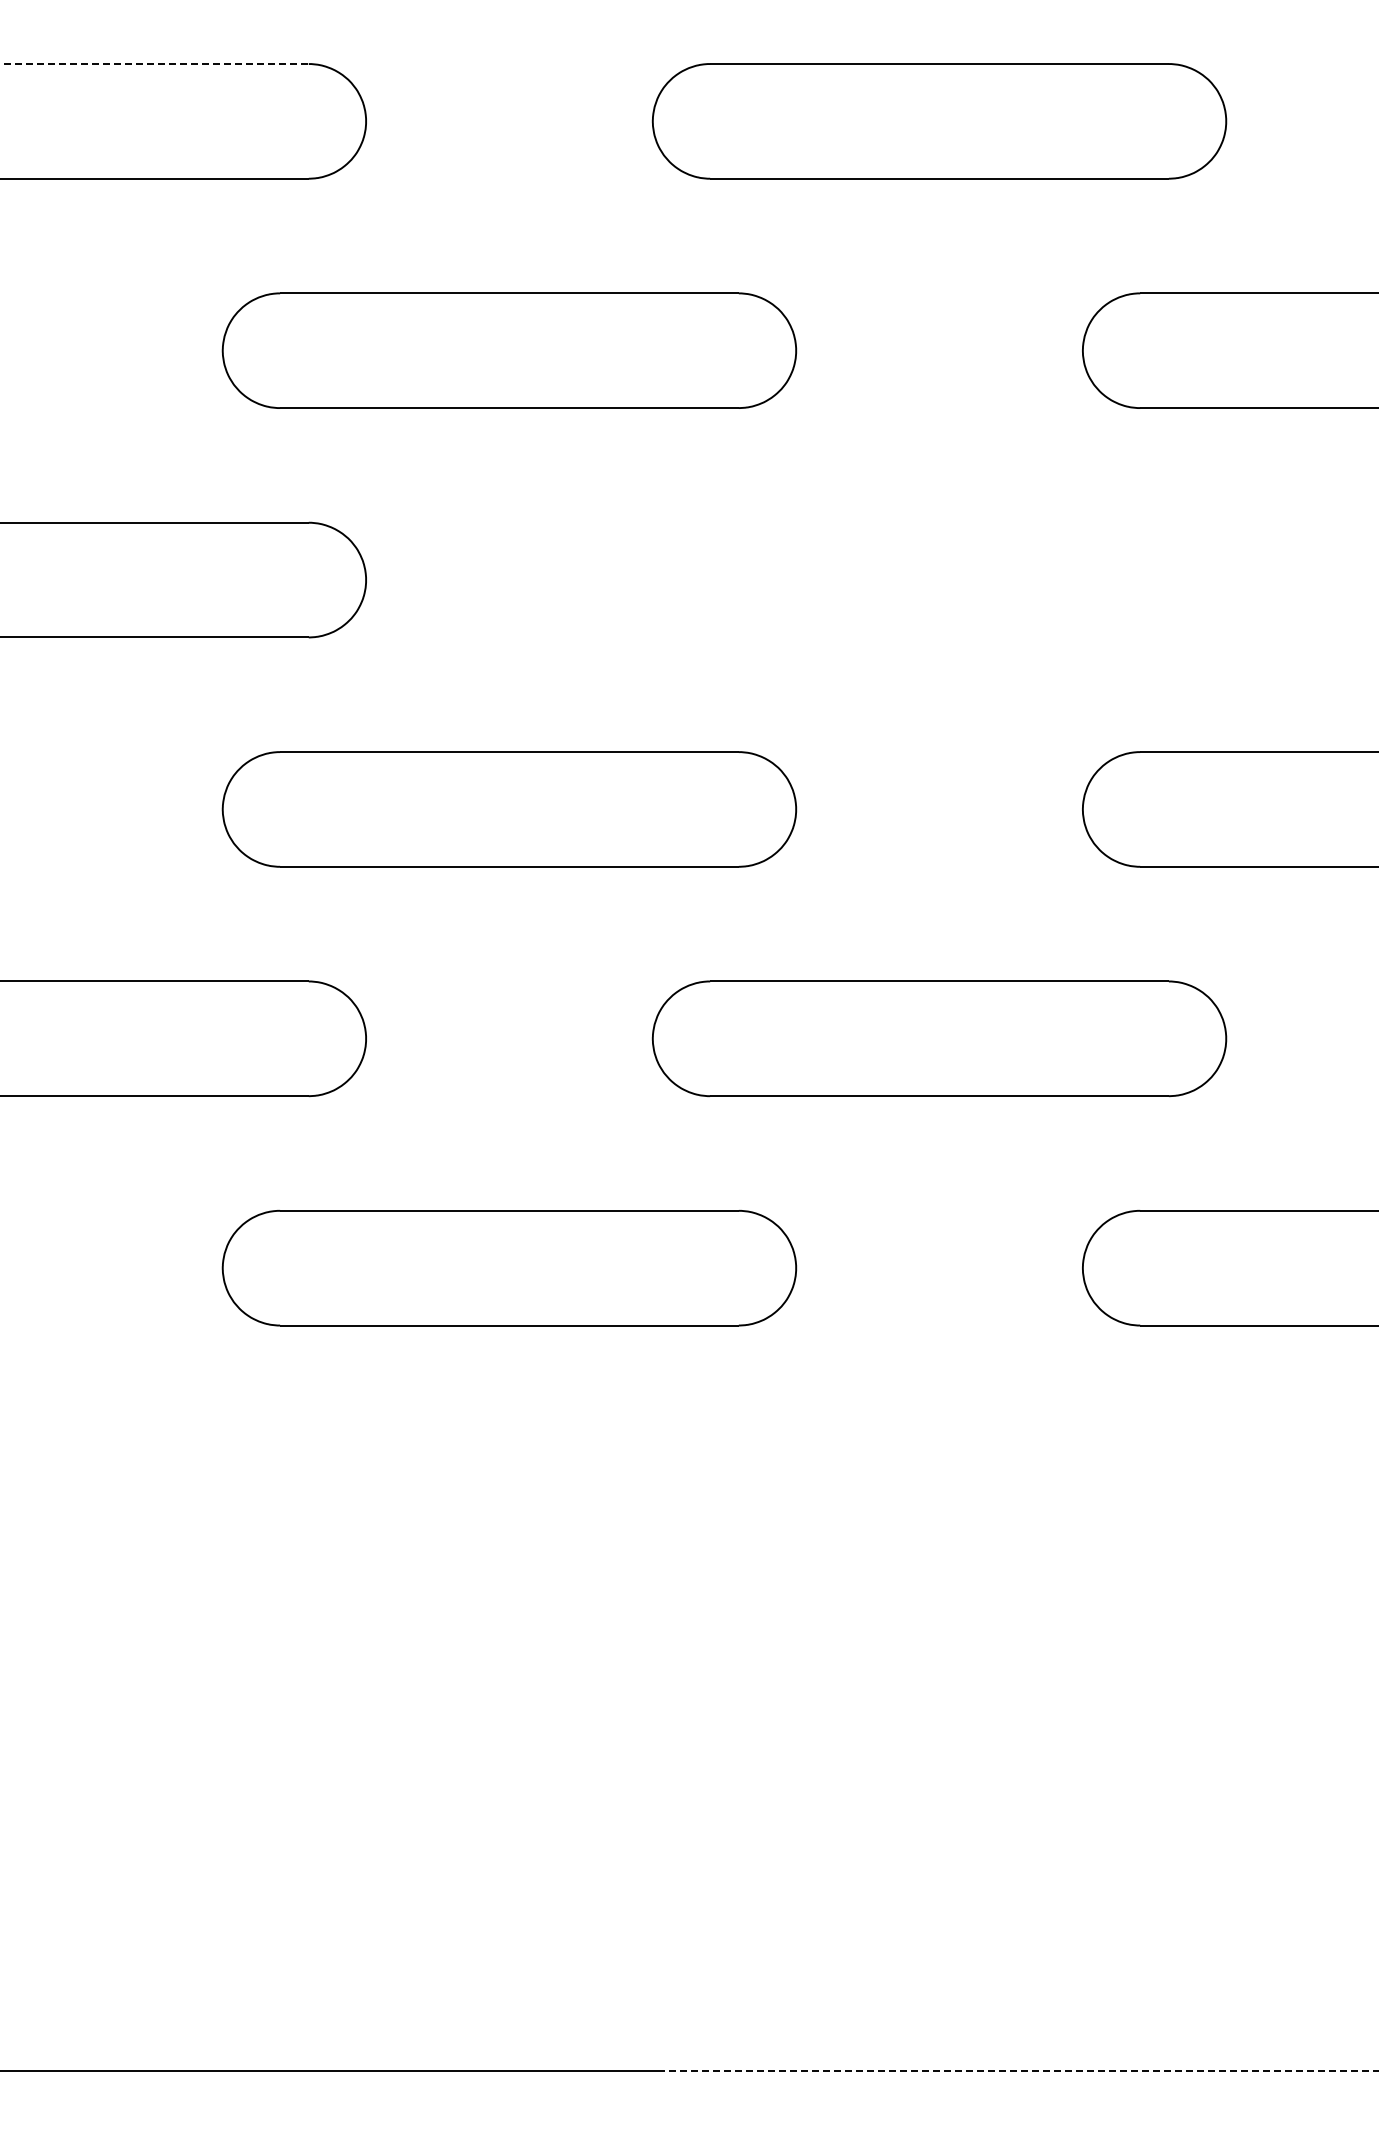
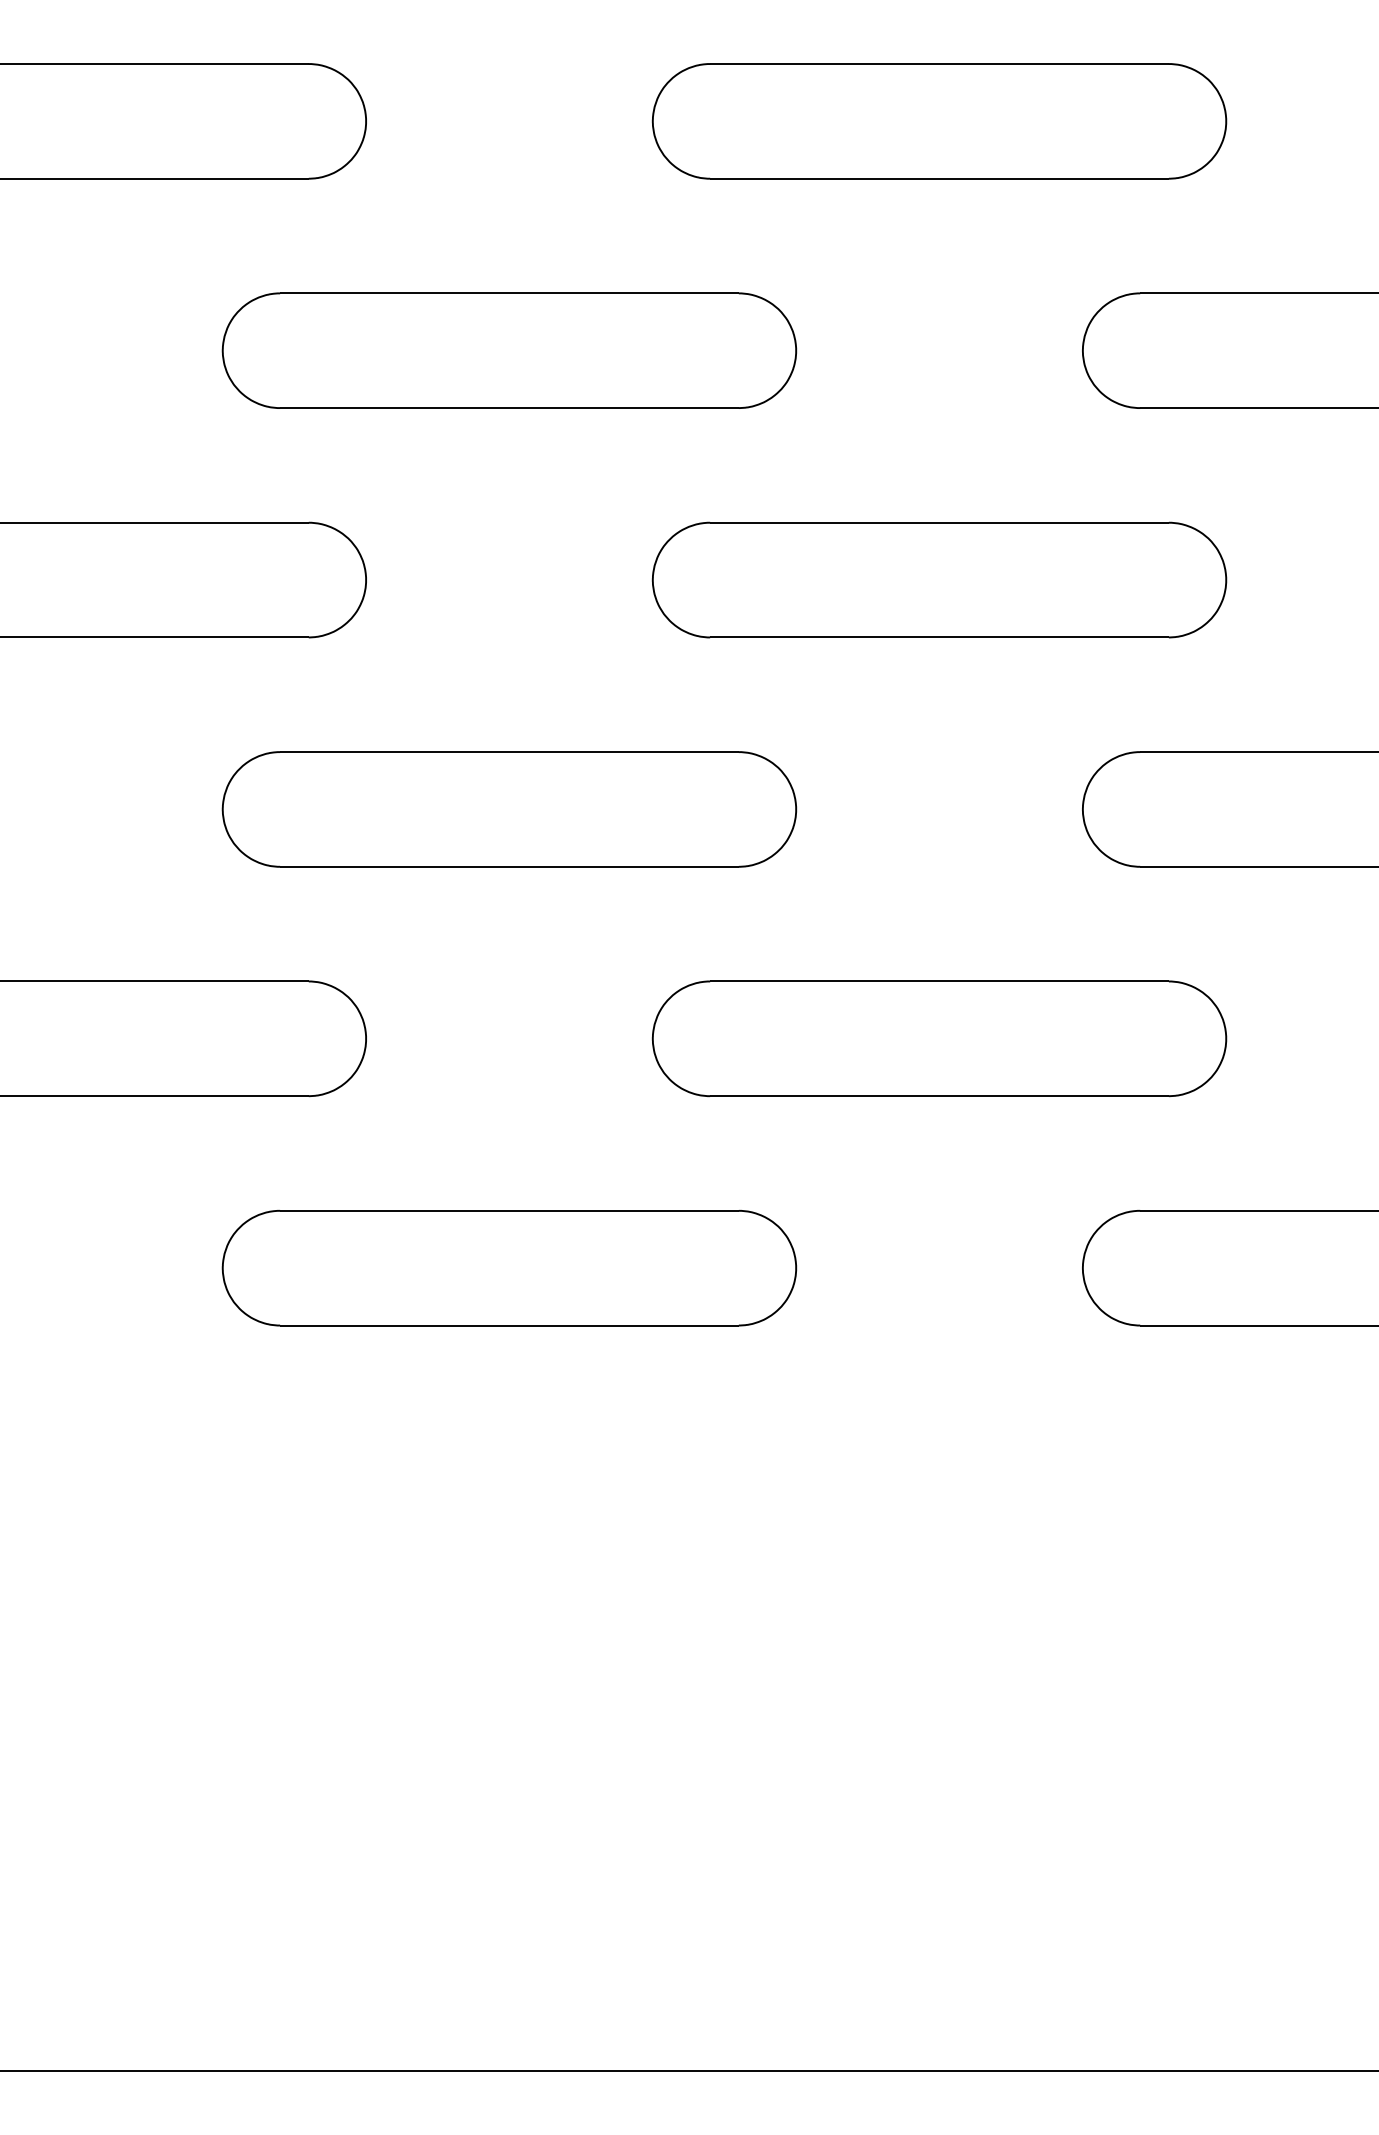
line: dashed -> solid (154, 64)
part: none -> present (939, 579)
line: dashed -> solid (1018, 2070)
